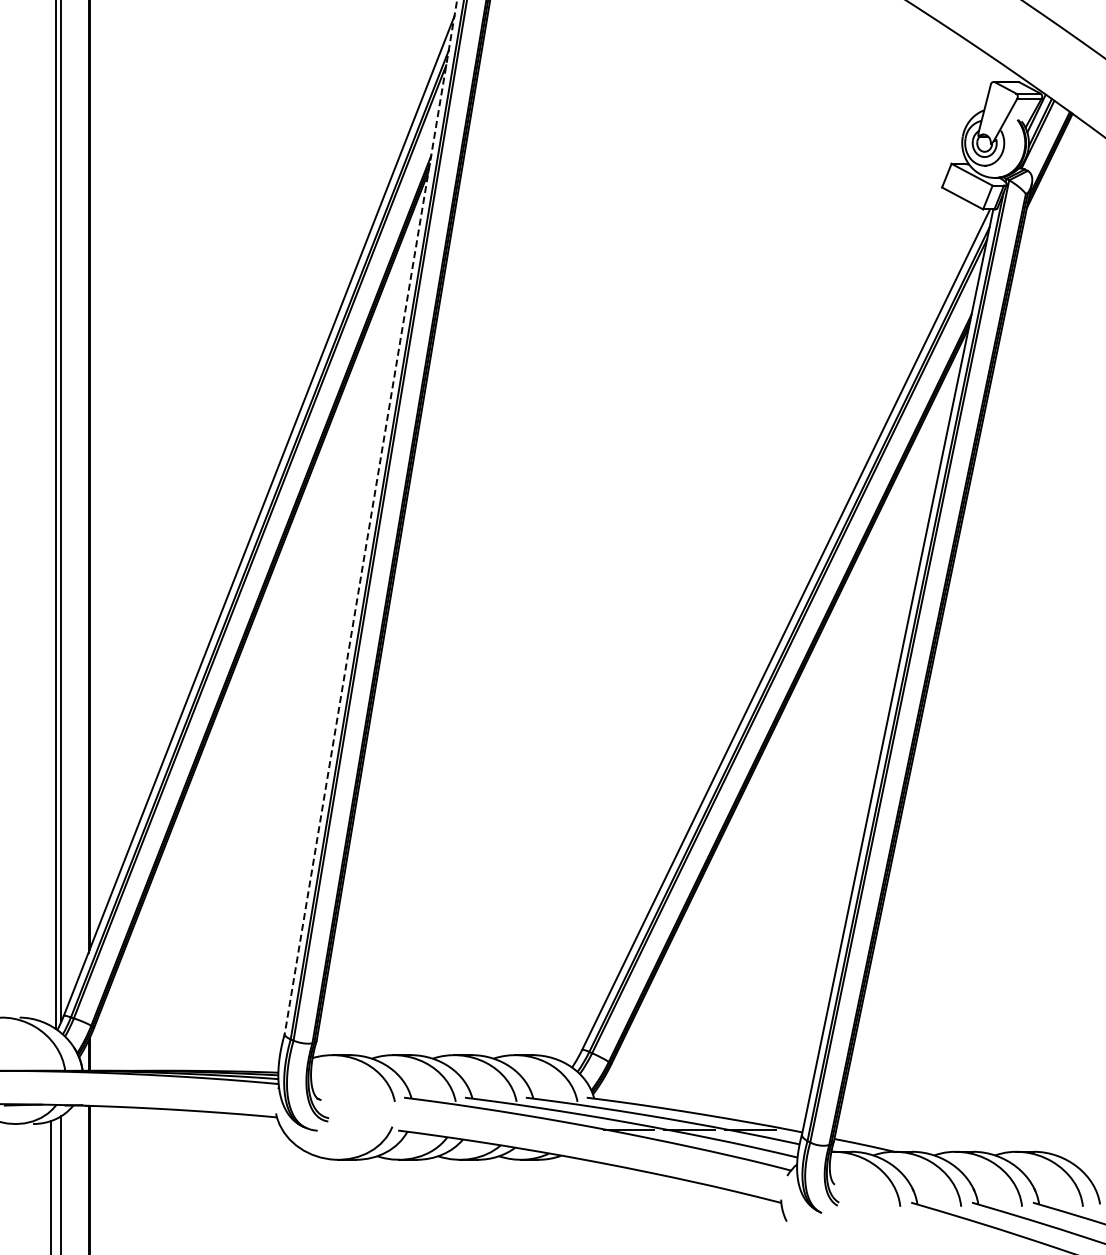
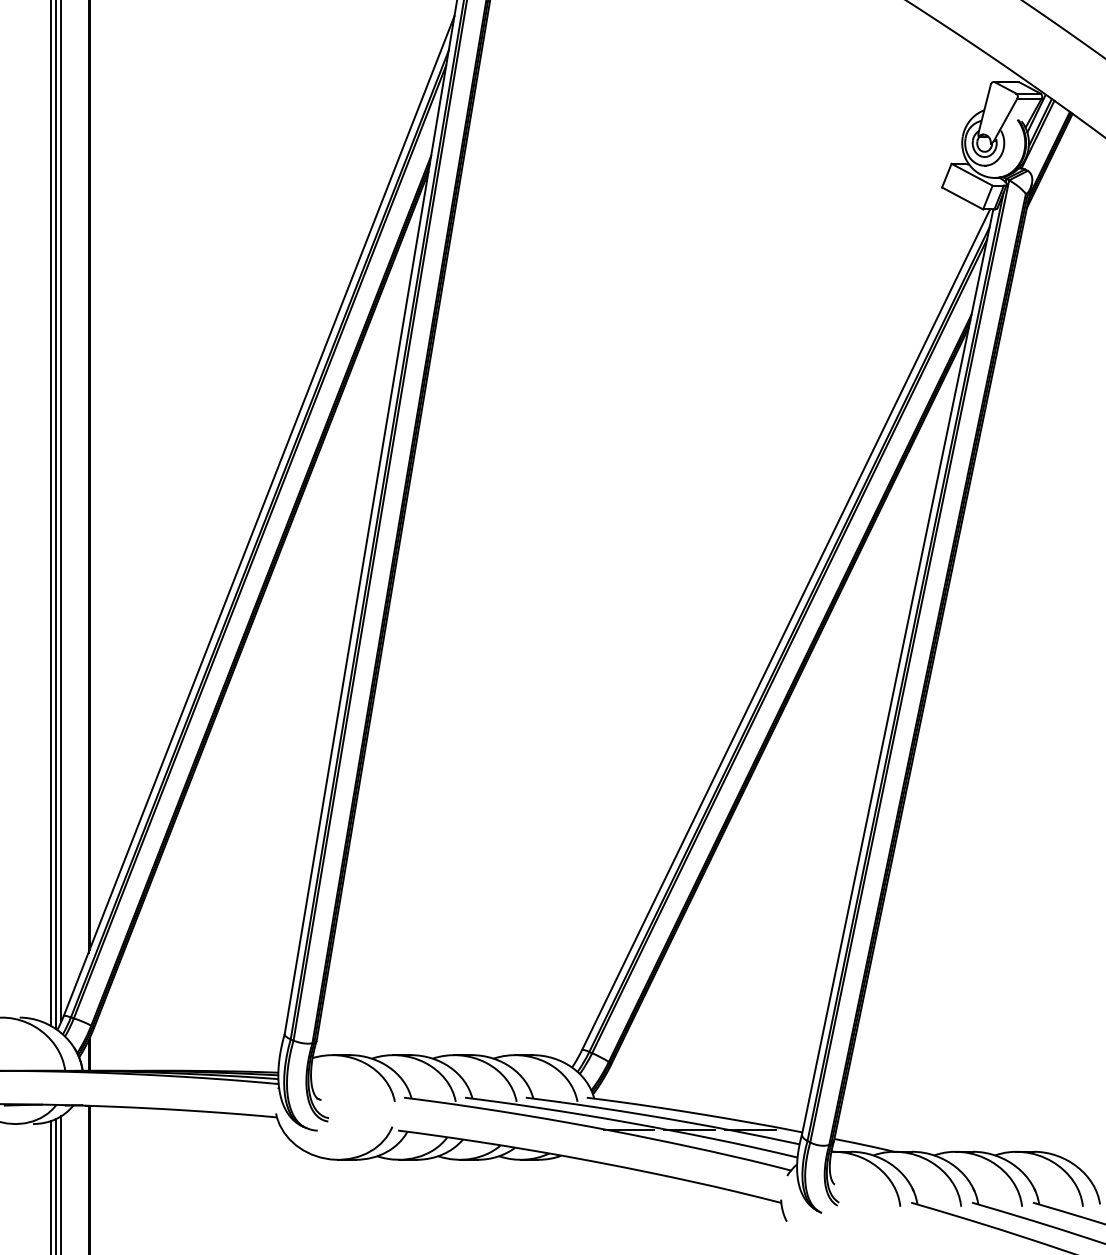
line: none -> present (51, 514)
line: dashed -> solid (370, 517)
line: none -> present (55, 1185)
